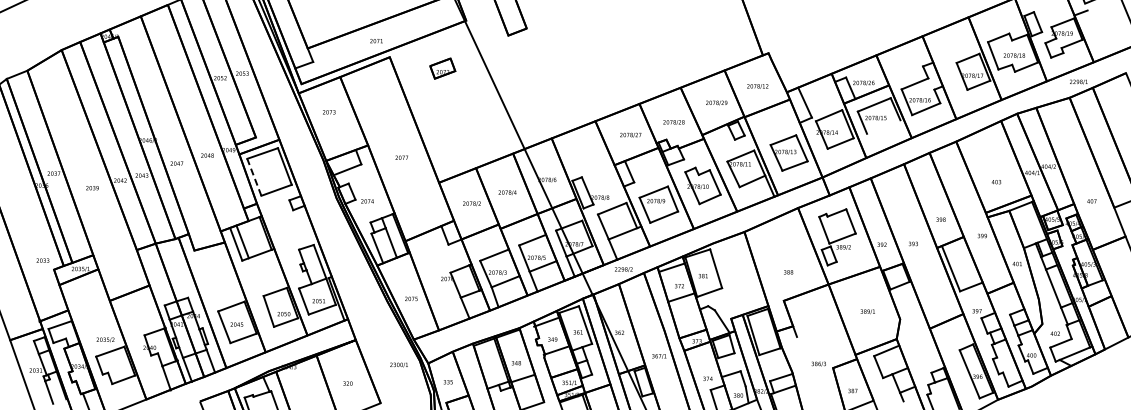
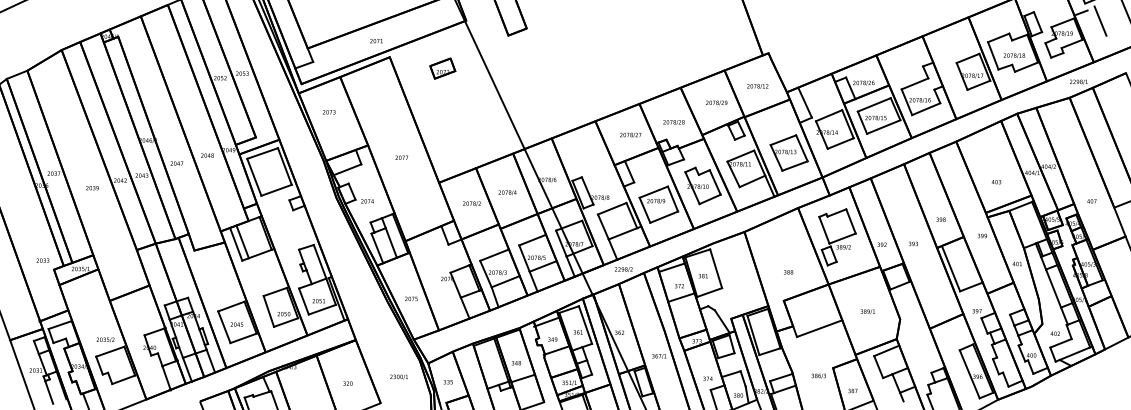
line: none -> present (1100, 20)
line: none -> present (883, 126)
line: dashed -> solid (254, 177)
line: none -> present (819, 328)
text position: (818, 363) -> (818, 375) (818, 375)
text position: (398, 364) -> (398, 376) (398, 376)
